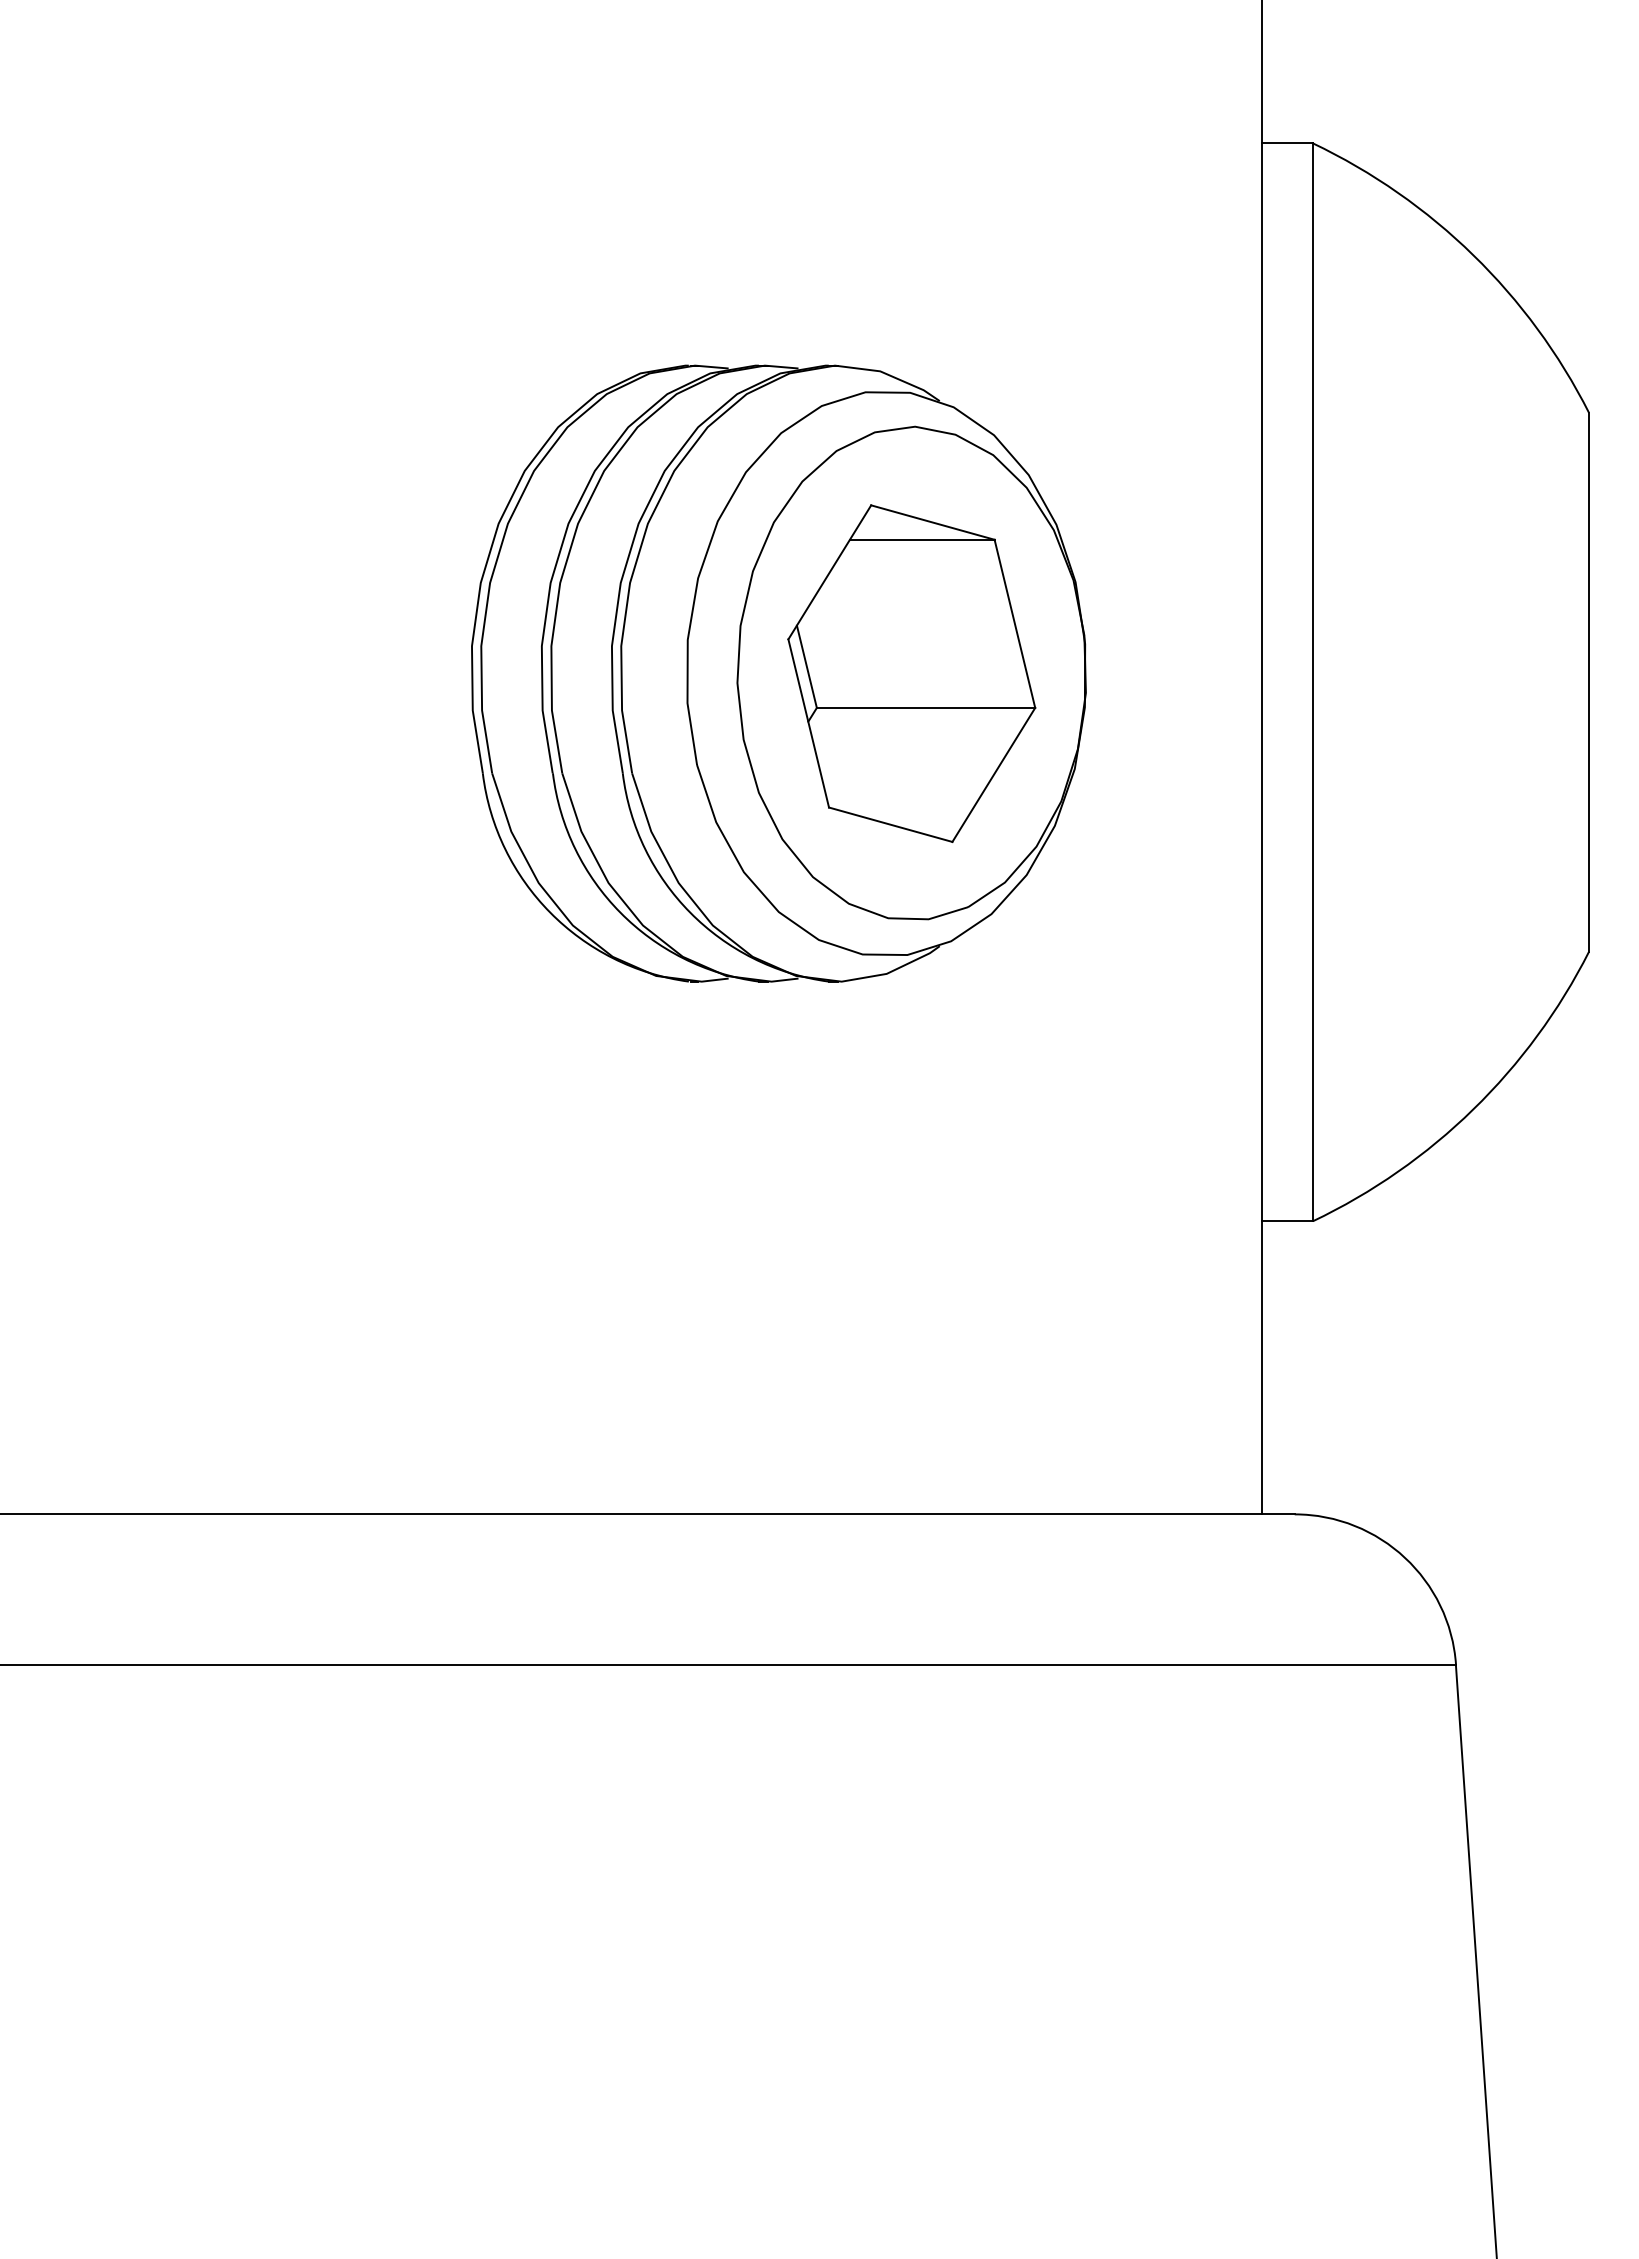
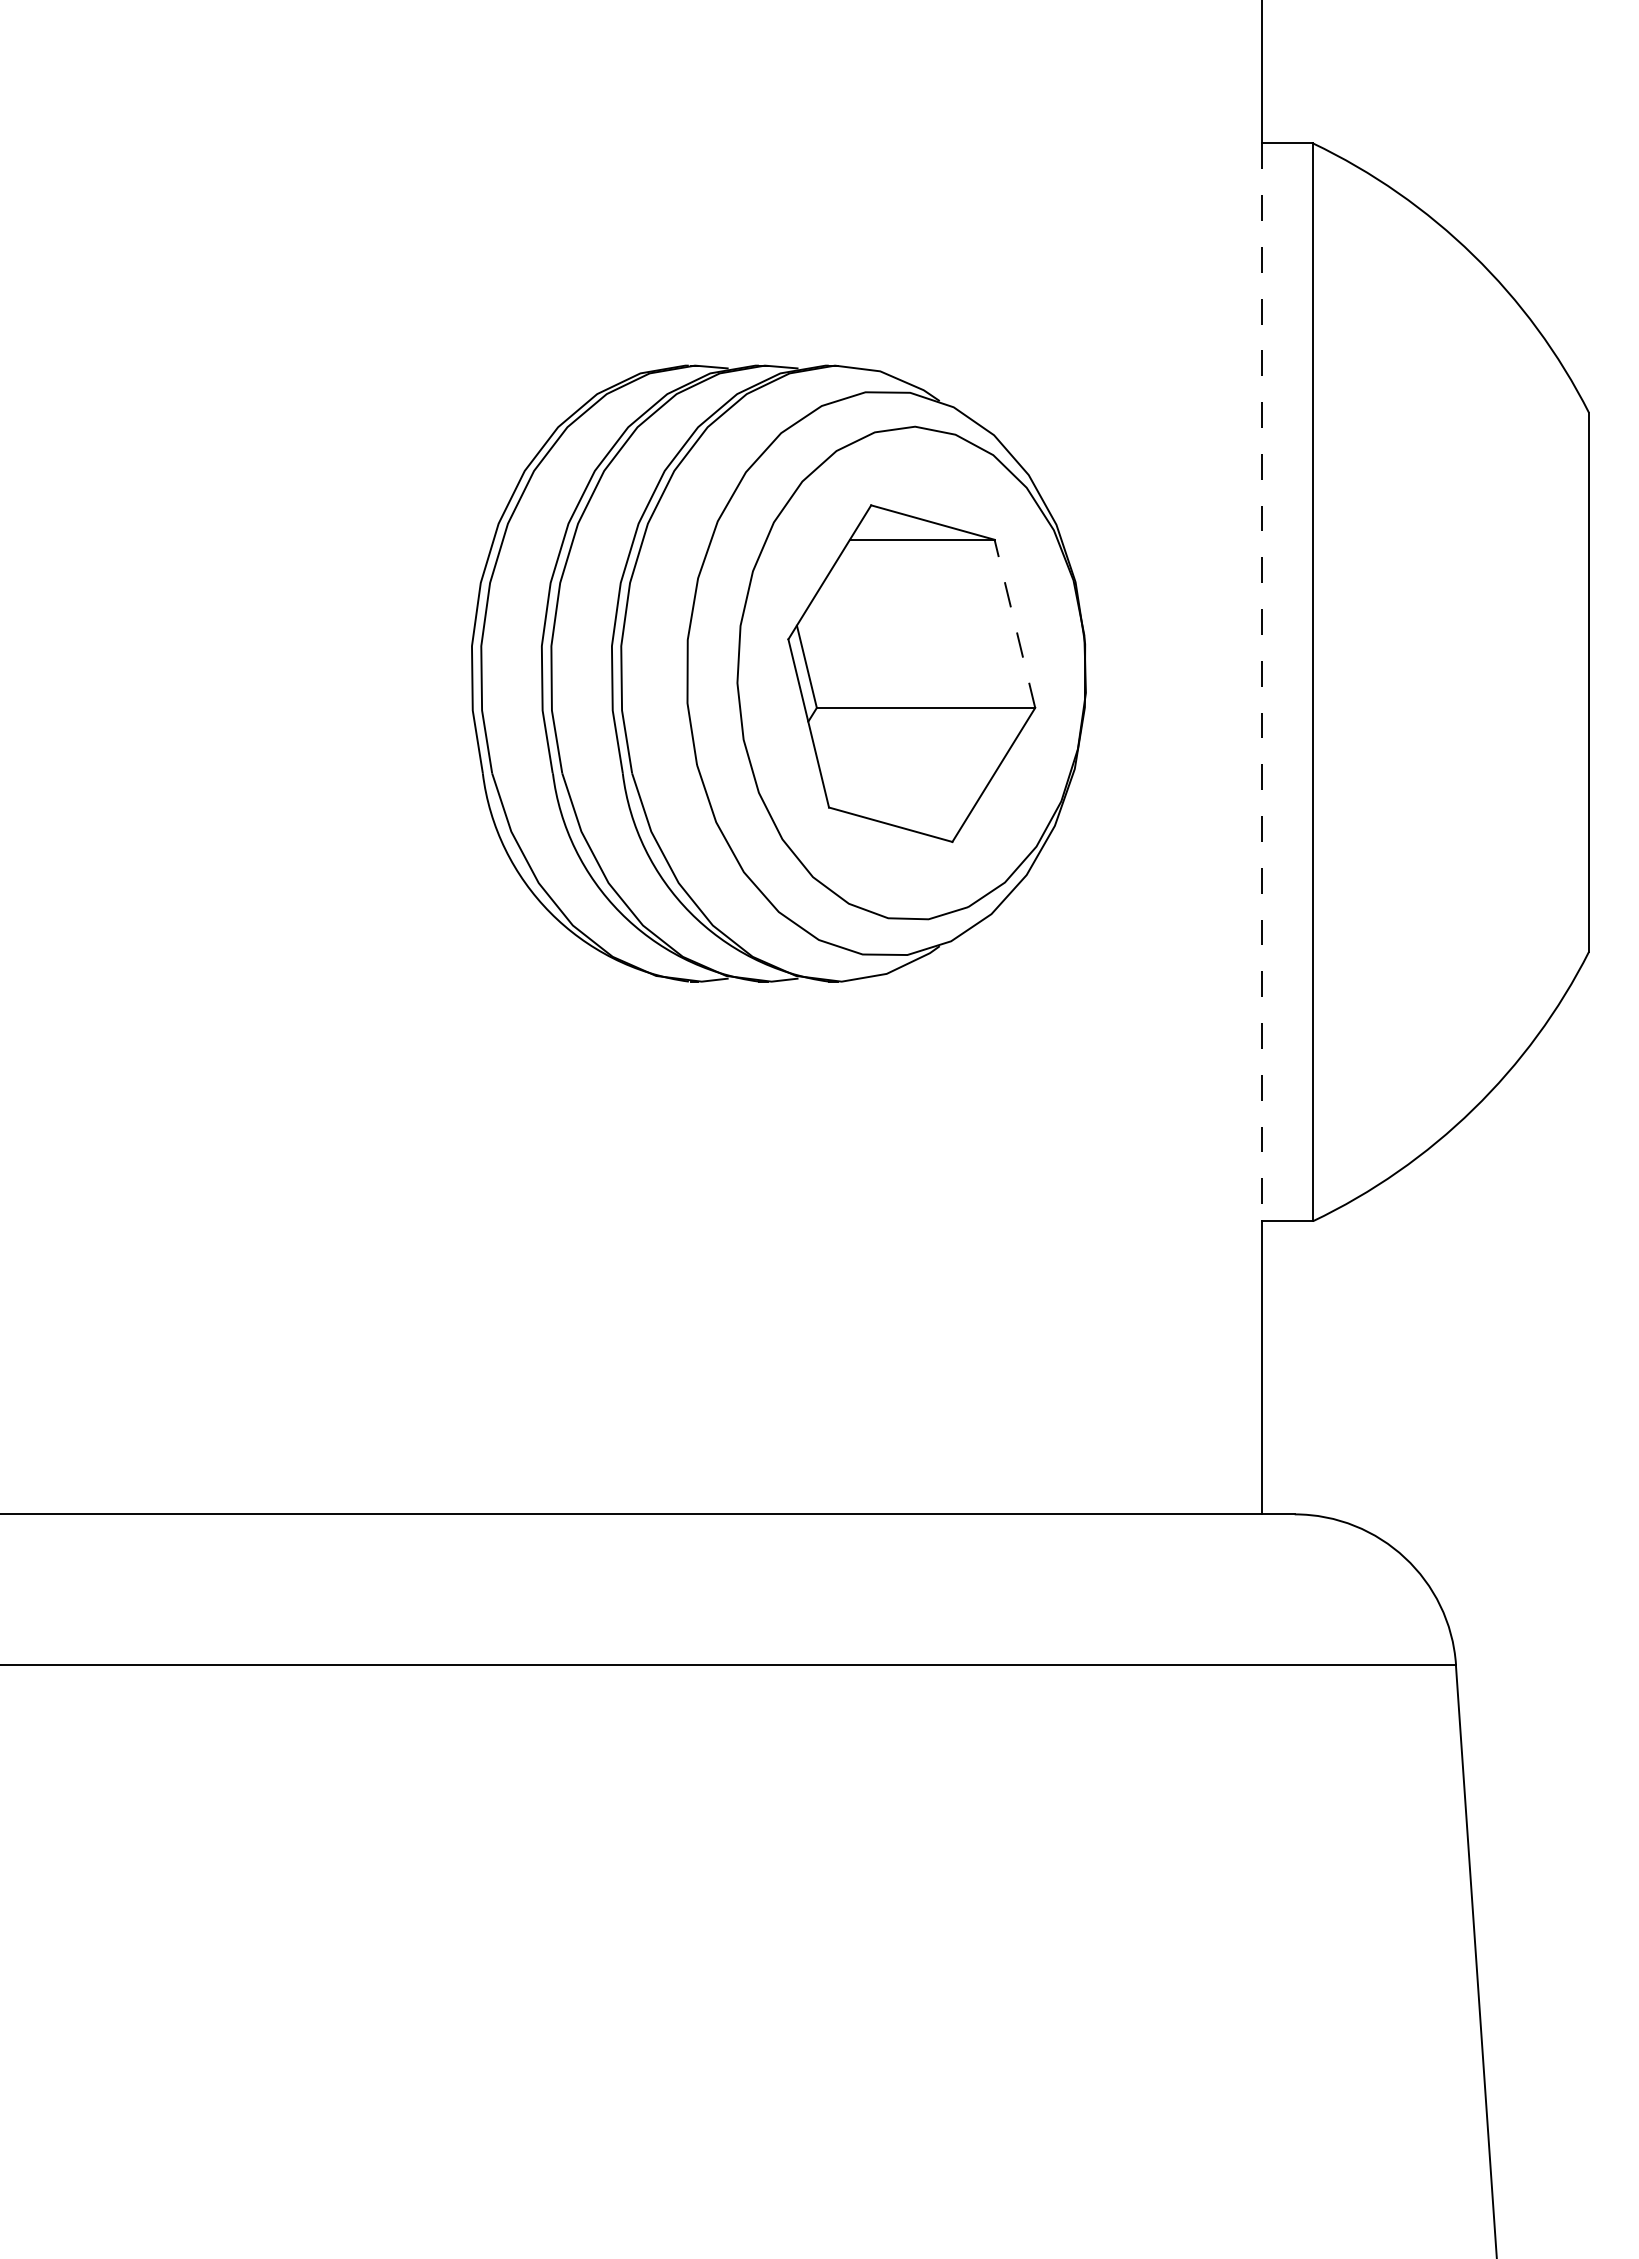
line: solid -> dashed (1014, 623)
line: solid -> dashed (1262, 682)
